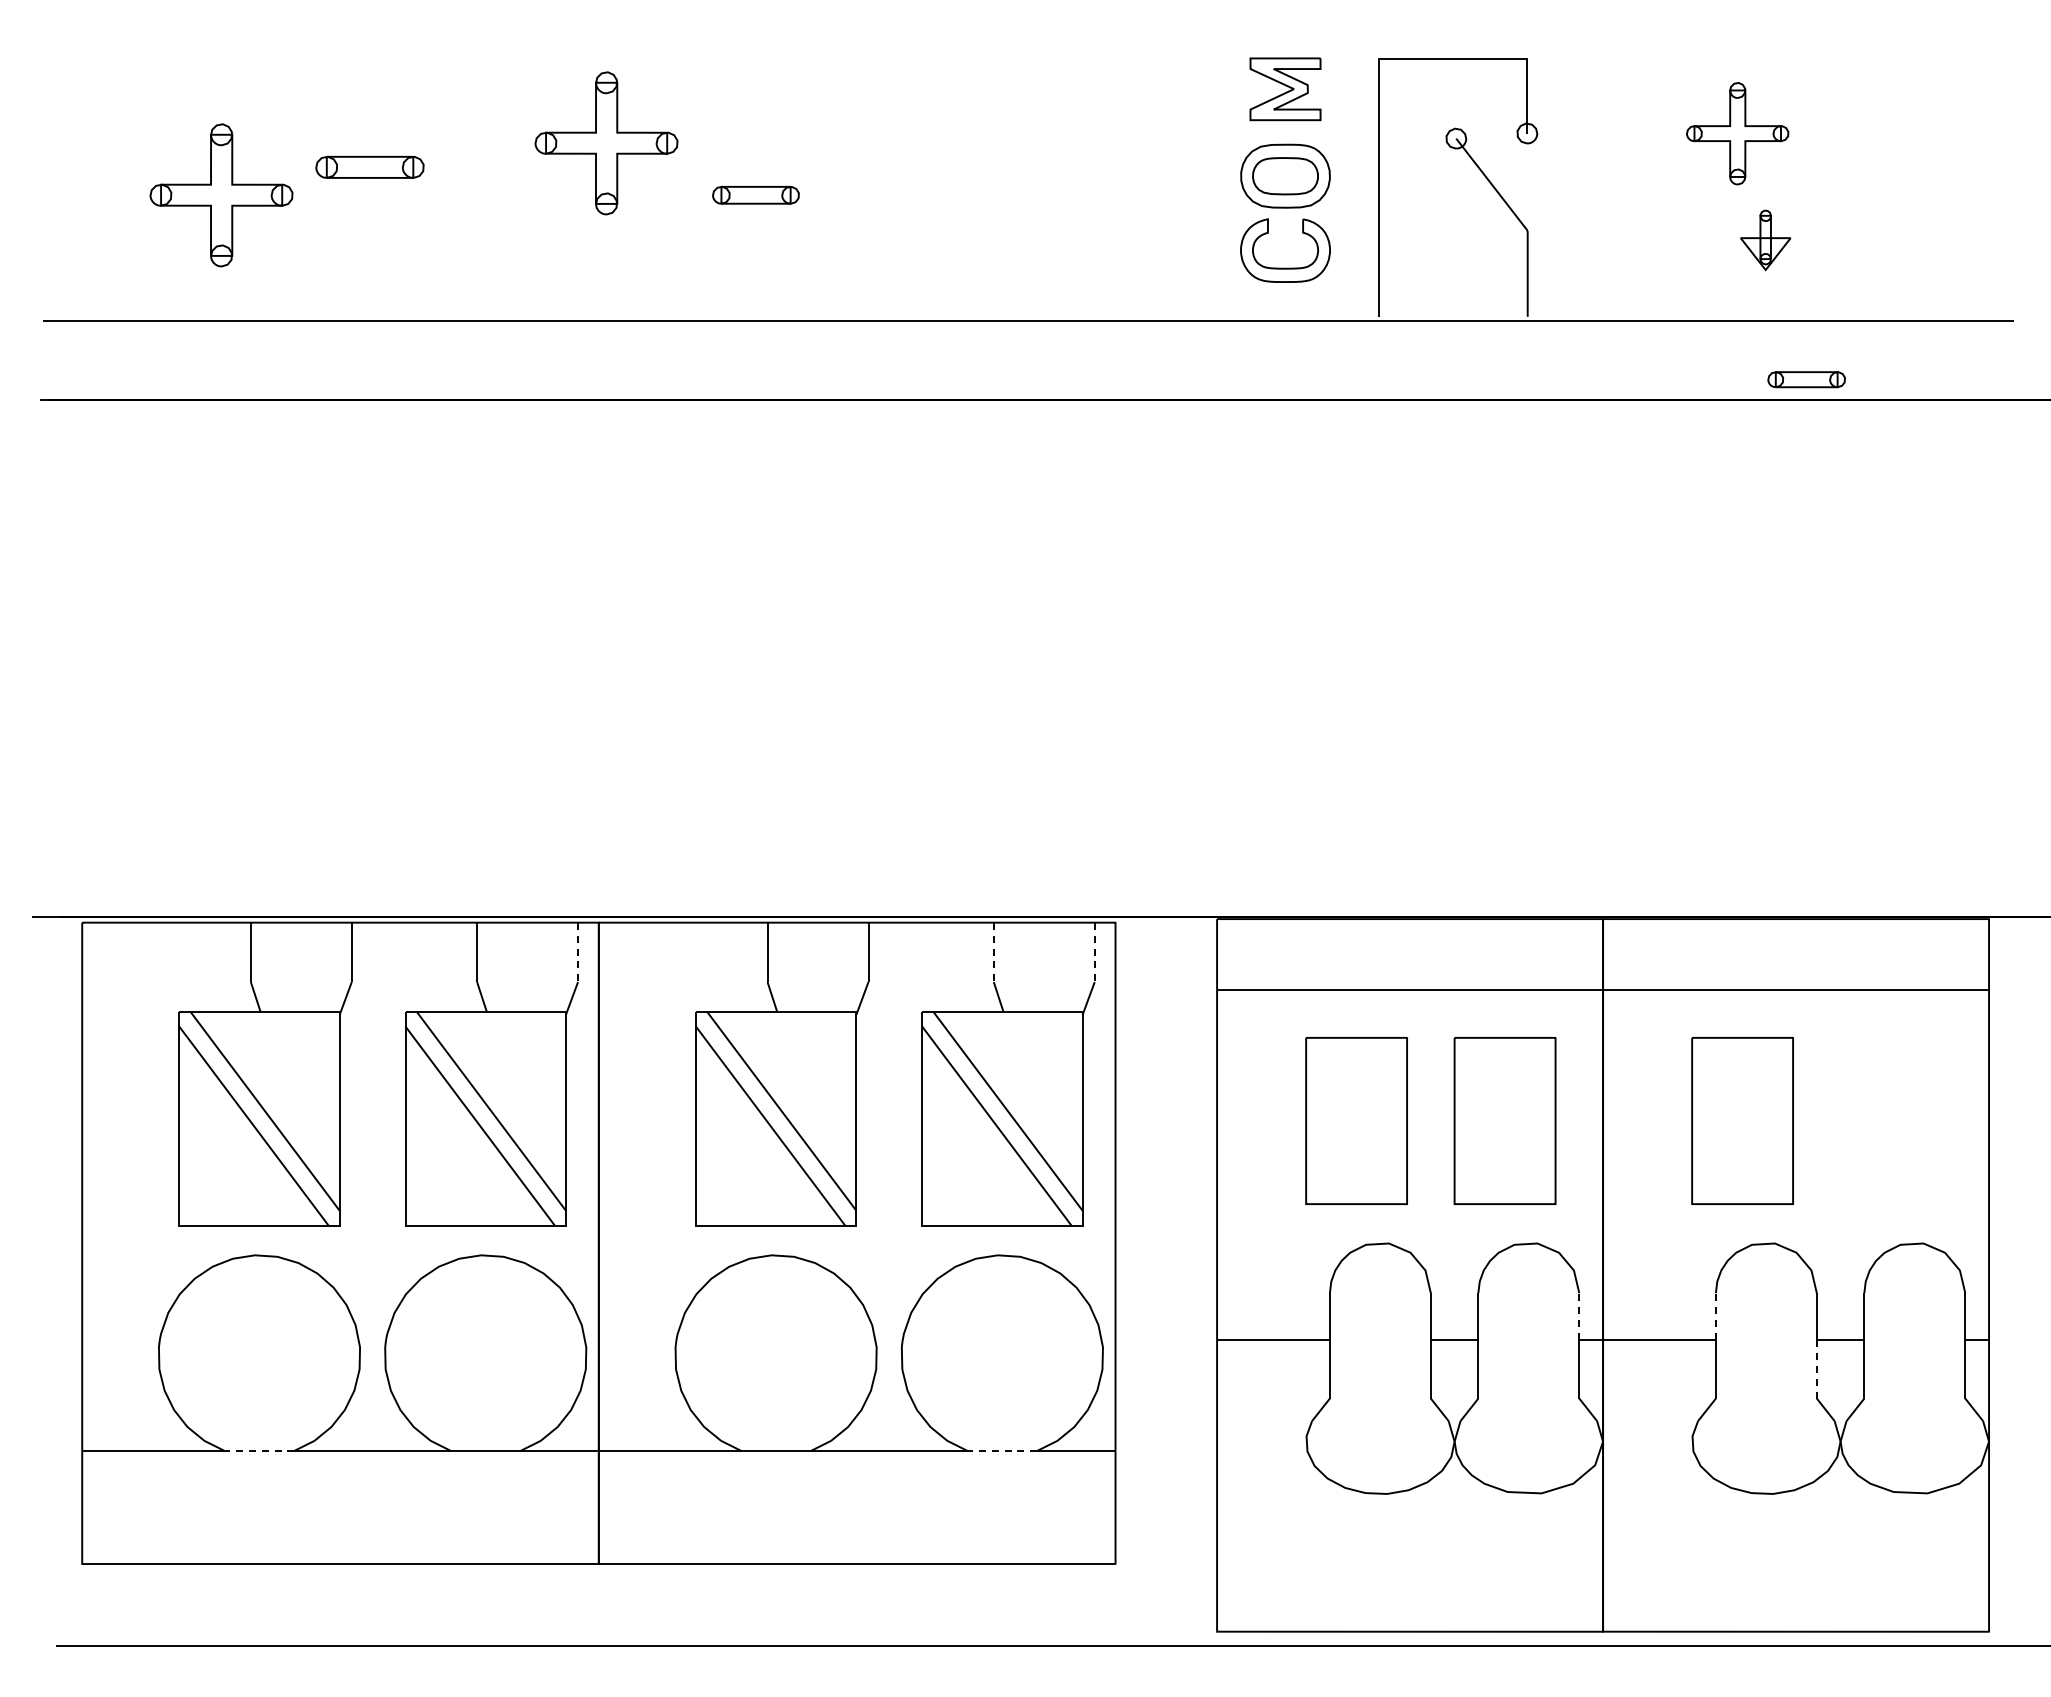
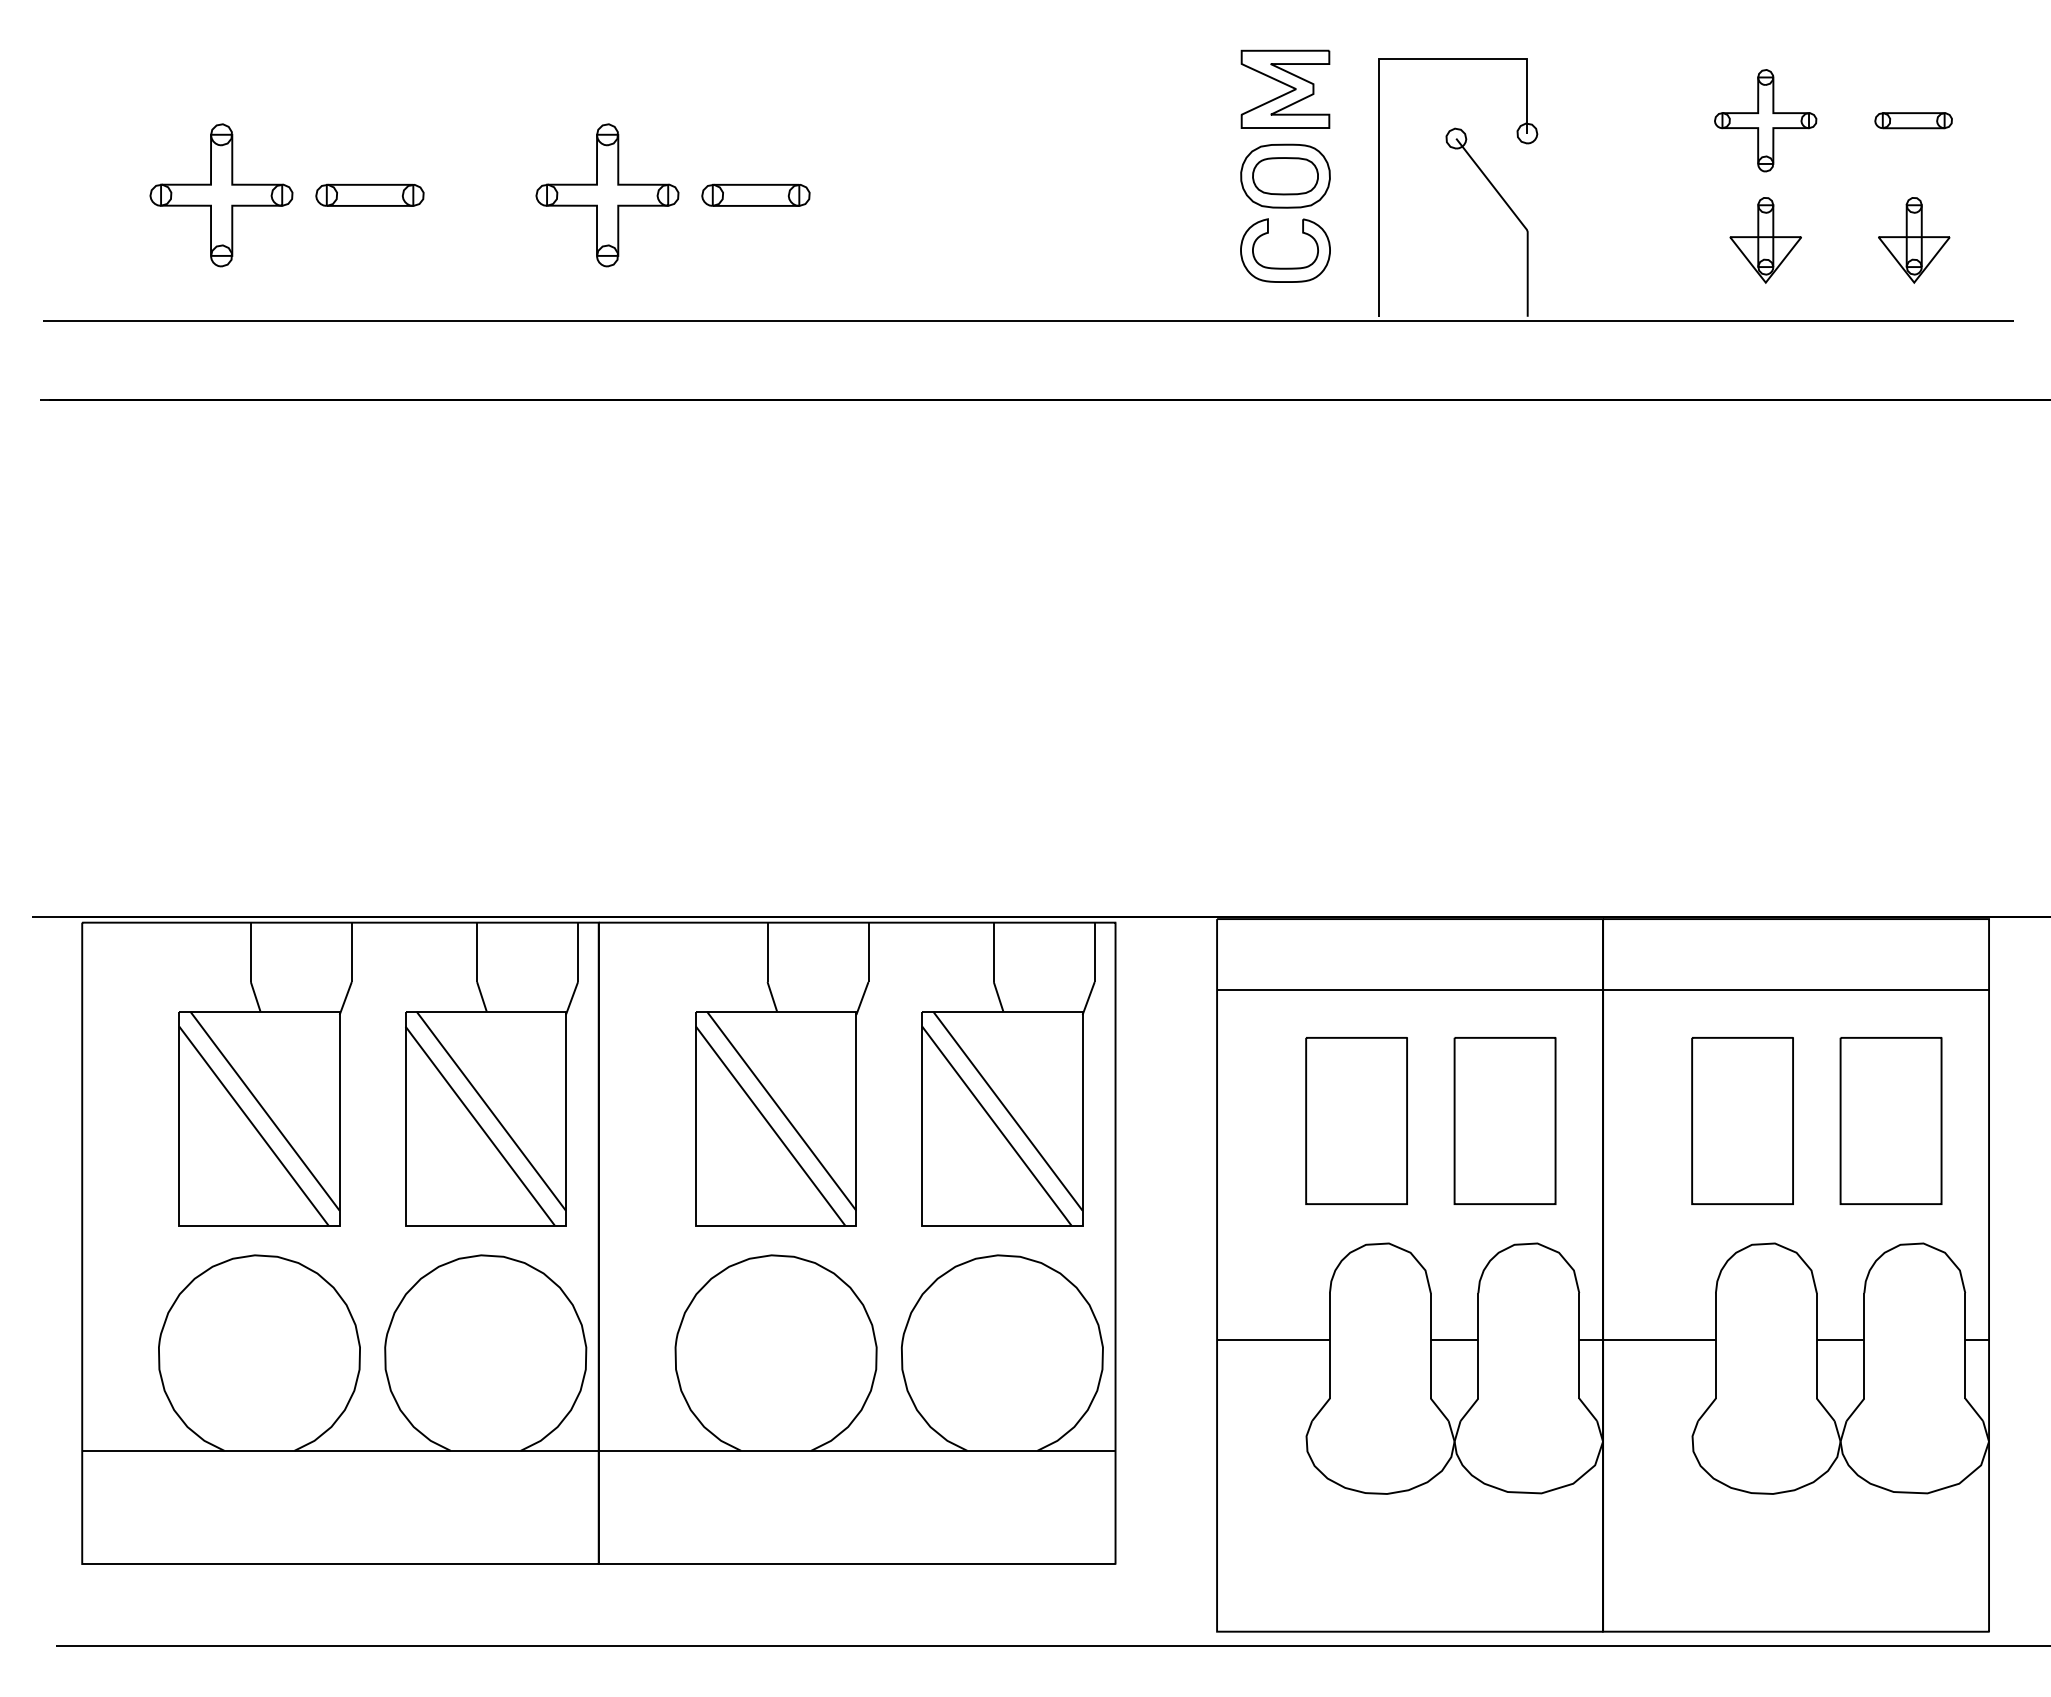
part size: 73x65 px -> 91x80 px (1285, 88)
part position: (1737, 133) -> (1765, 120) (1765, 120)
part position: (606, 143) -> (607, 195) (607, 195)
part position: (369, 166) -> (369, 194) (369, 194)
part size: 88x20 px -> 110x24 px (755, 194)
part size: 52x63 px -> 73x87 px (1765, 240)
part: none -> present (1914, 240)
part position: (1806, 379) -> (1913, 120) (1913, 120)
line: dashed -> solid (578, 952)
line: dashed -> solid (993, 952)
line: dashed -> solid (1094, 952)
part: none -> present (1890, 1120)
line: dashed -> solid (1579, 1316)
line: dashed -> solid (1715, 1316)
line: dashed -> solid (1816, 1368)
line: dashed -> solid (259, 1450)
line: dashed -> solid (1002, 1450)
